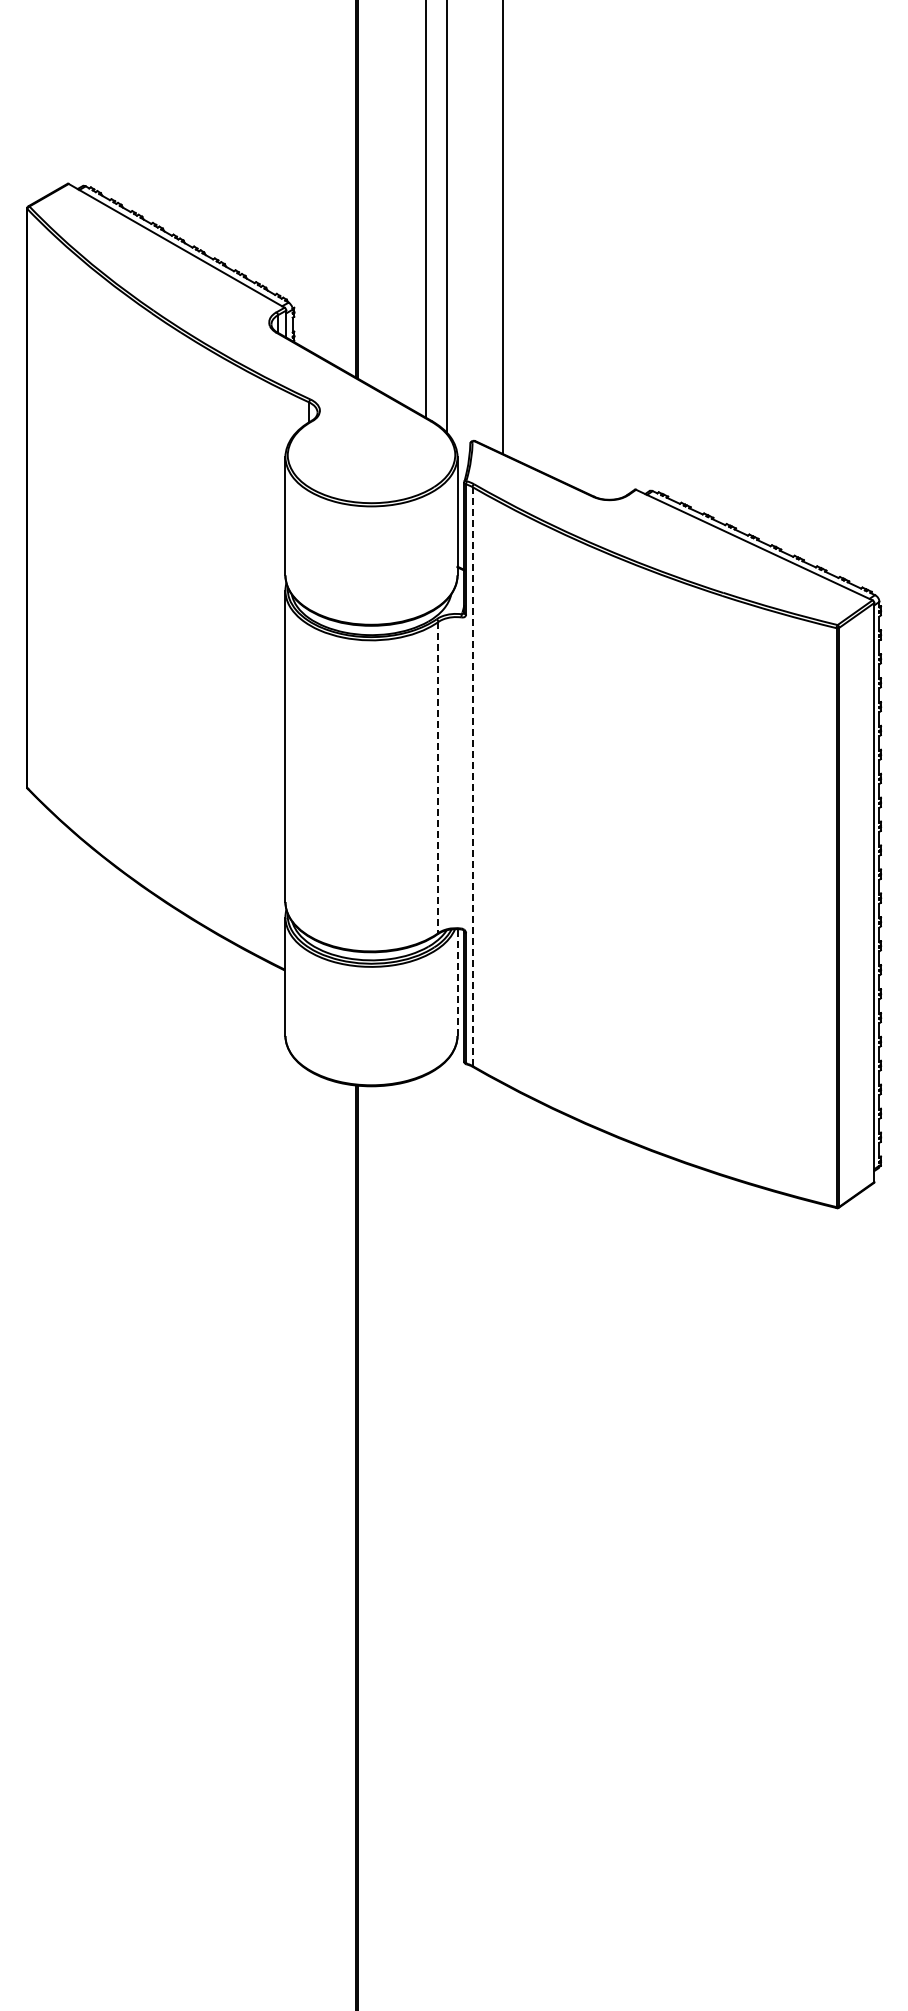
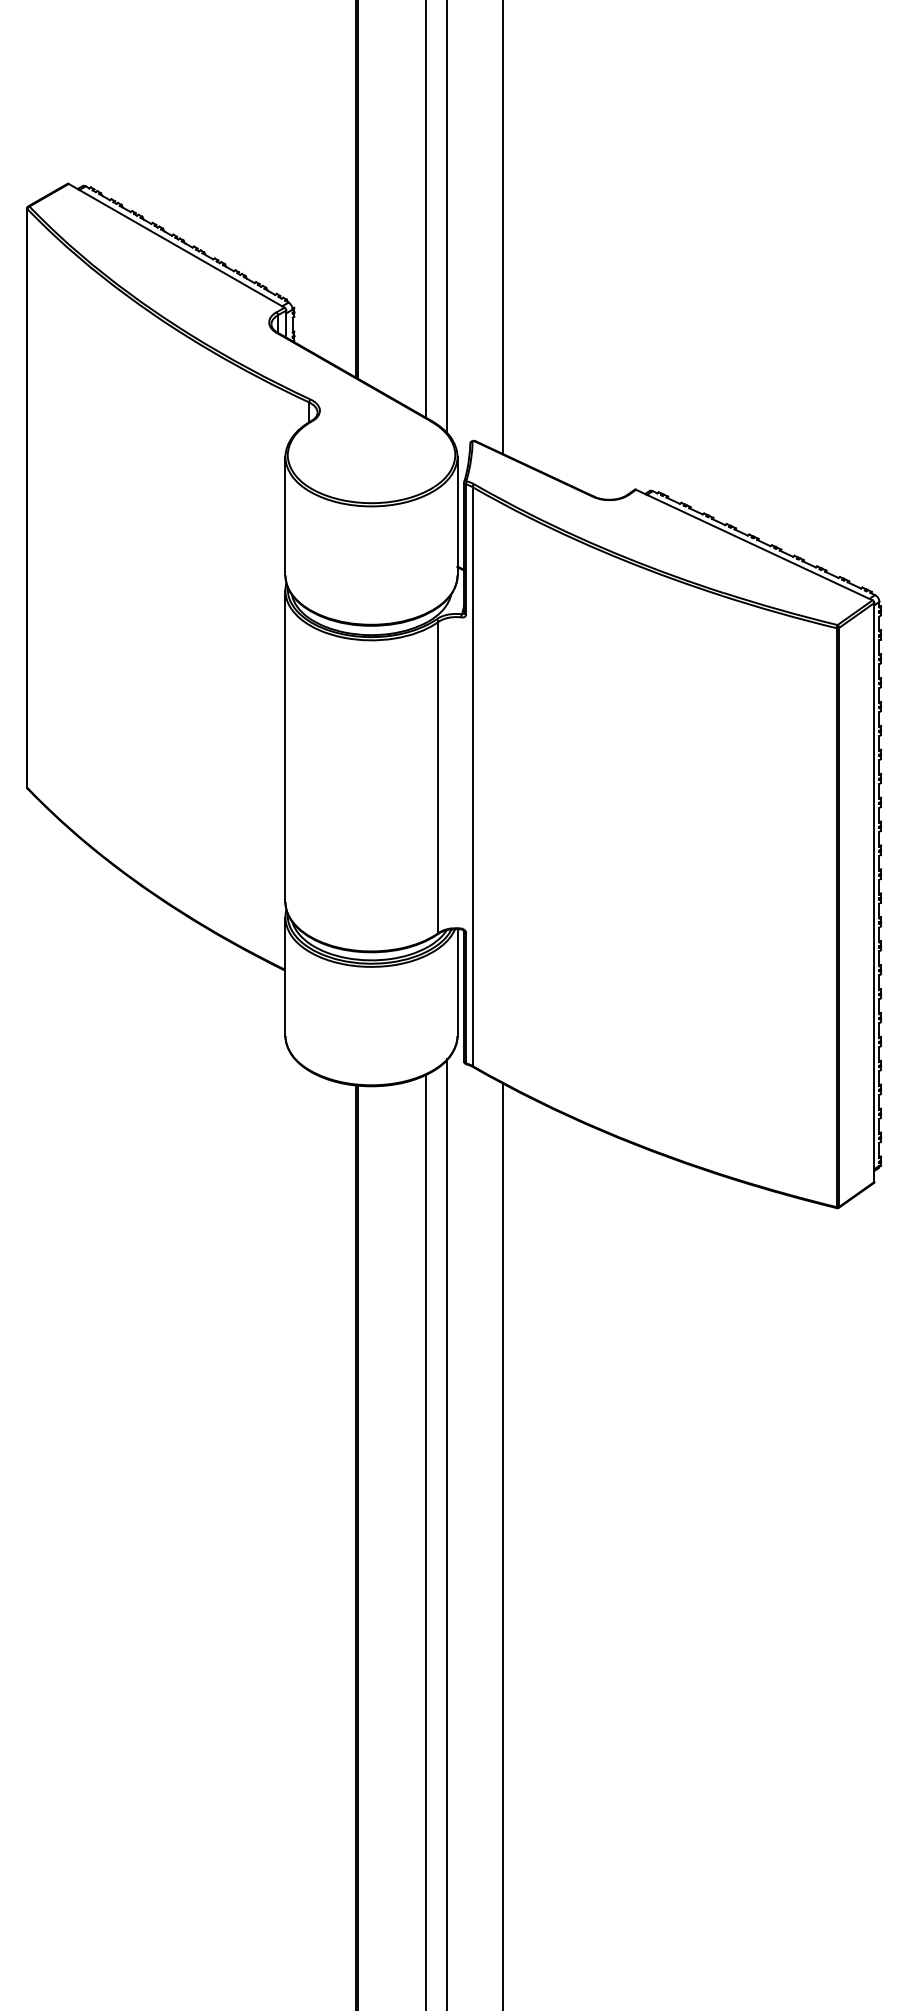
line: dashed -> solid (438, 777)
line: dashed -> solid (472, 777)
line: dashed -> solid (457, 982)
line: none -> present (447, 1533)
line: none -> present (426, 1540)
line: none -> present (502, 1545)
